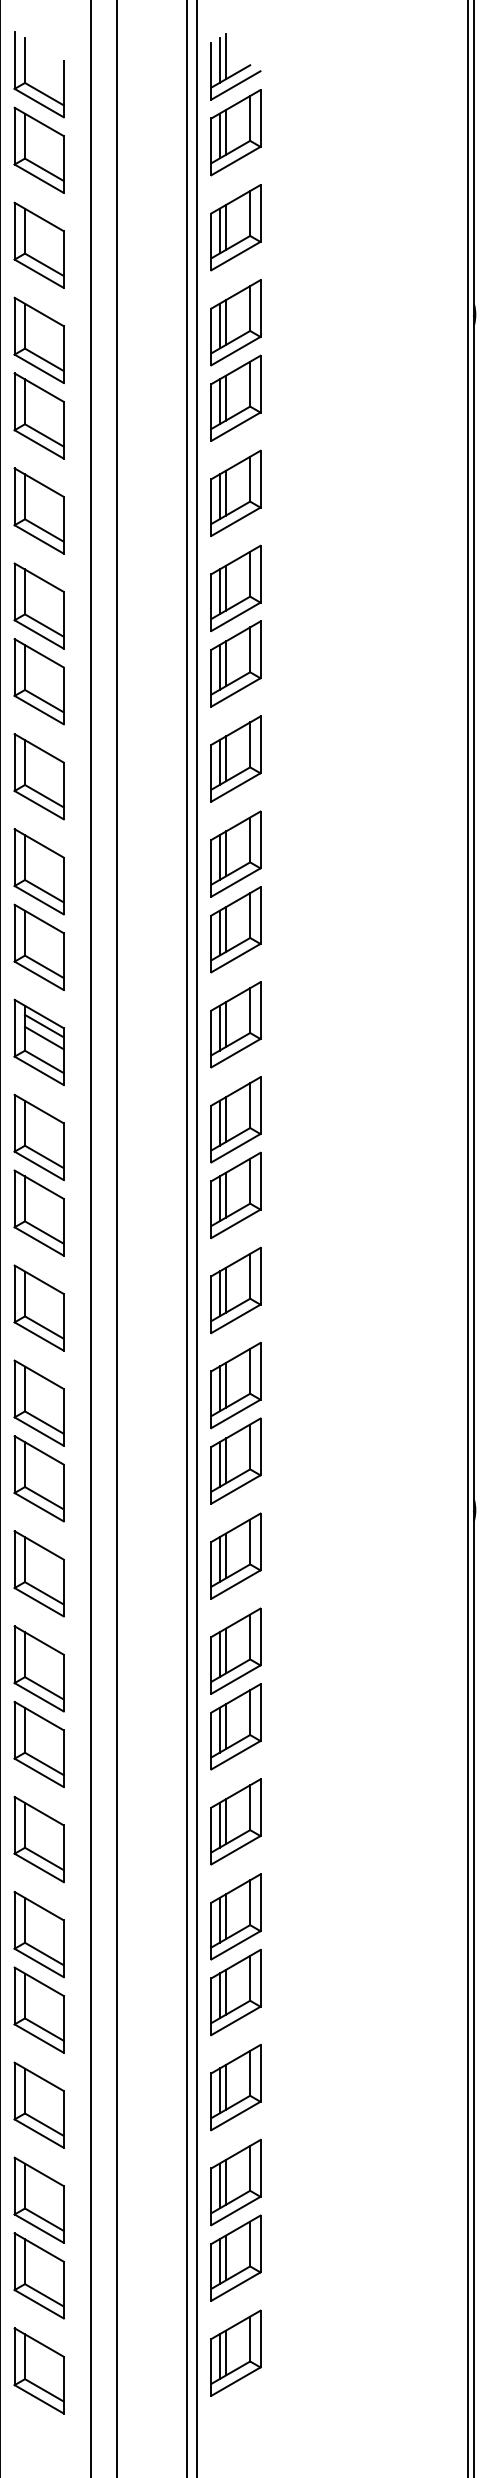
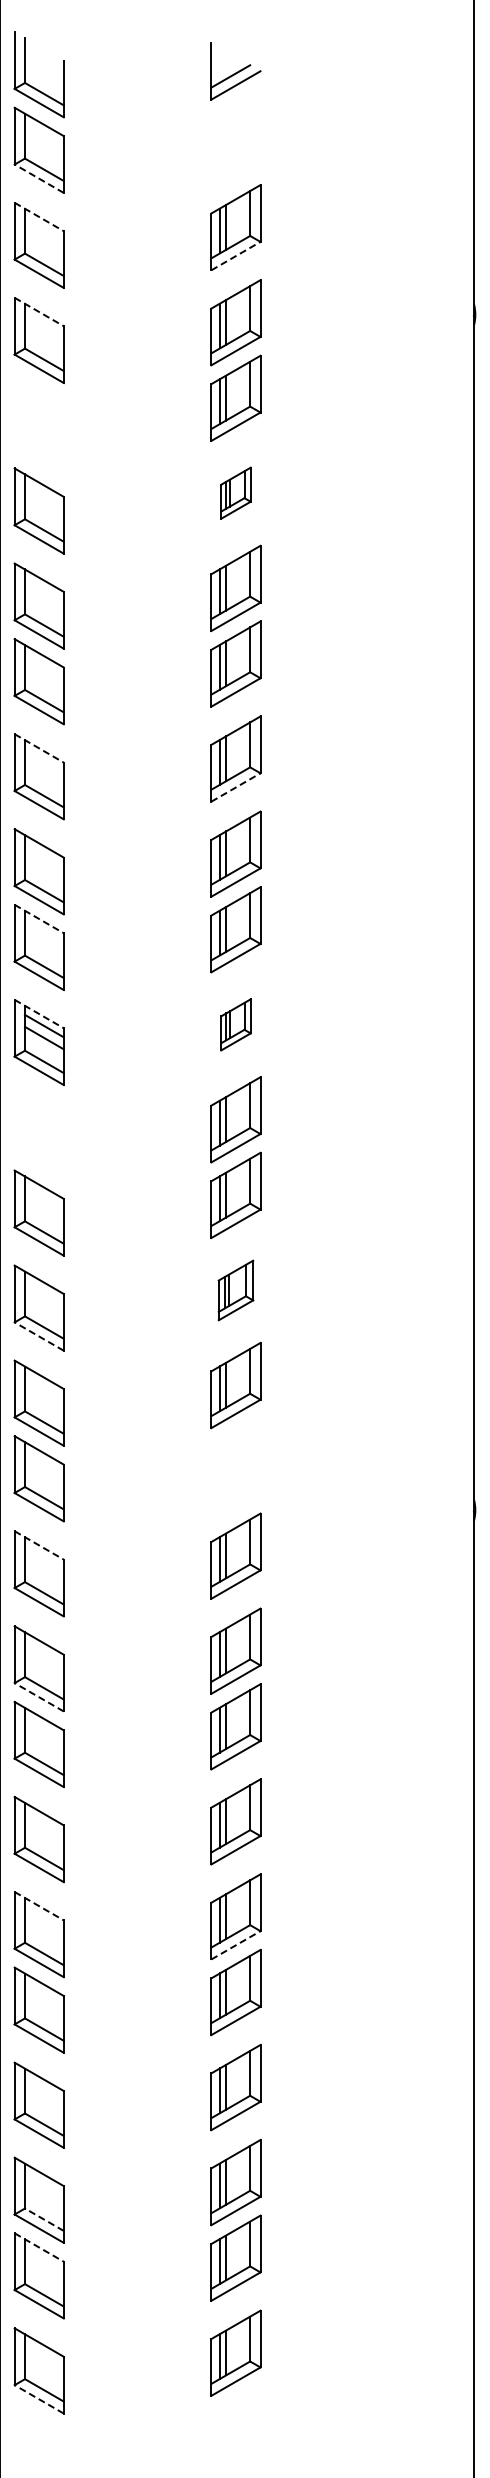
line: present -> none (226, 56)
line: present -> none (219, 59)
part: present -> none (235, 132)
line: solid -> dashed (38, 178)
line: solid -> dashed (39, 217)
line: solid -> dashed (236, 255)
line: solid -> dashed (39, 312)
part: present -> none (38, 415)
part size: 52x88 px -> 32x54 px (235, 492)
line: solid -> dashed (39, 748)
line: solid -> dashed (236, 787)
line: solid -> dashed (39, 919)
line: solid -> dashed (39, 1014)
part size: 52x88 px -> 32x54 px (235, 1024)
part: present -> none (38, 1136)
line: present -> none (90, 1238)
line: present -> none (117, 1238)
line: present -> none (186, 1238)
line: present -> none (197, 1238)
line: present -> none (468, 1238)
part size: 52x89 px -> 38x63 px (235, 1290)
line: solid -> dashed (38, 1336)
part: present -> none (235, 1460)
line: solid -> dashed (39, 1545)
line: solid -> dashed (38, 1697)
line: solid -> dashed (39, 1906)
line: solid -> dashed (236, 1945)
line: solid -> dashed (43, 2219)
line: solid -> dashed (39, 2247)
line: solid -> dashed (38, 2399)
